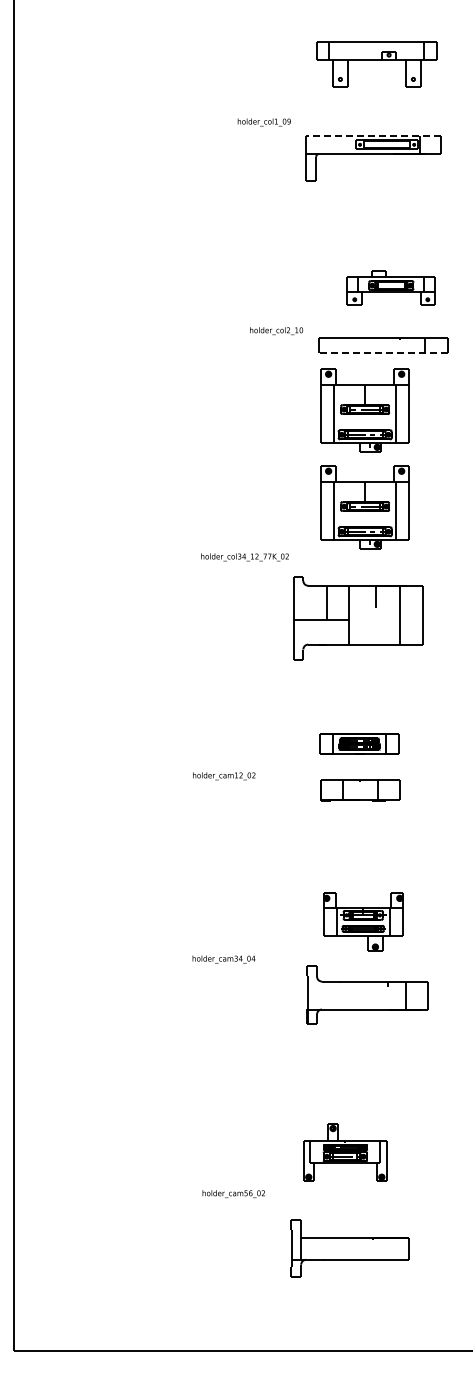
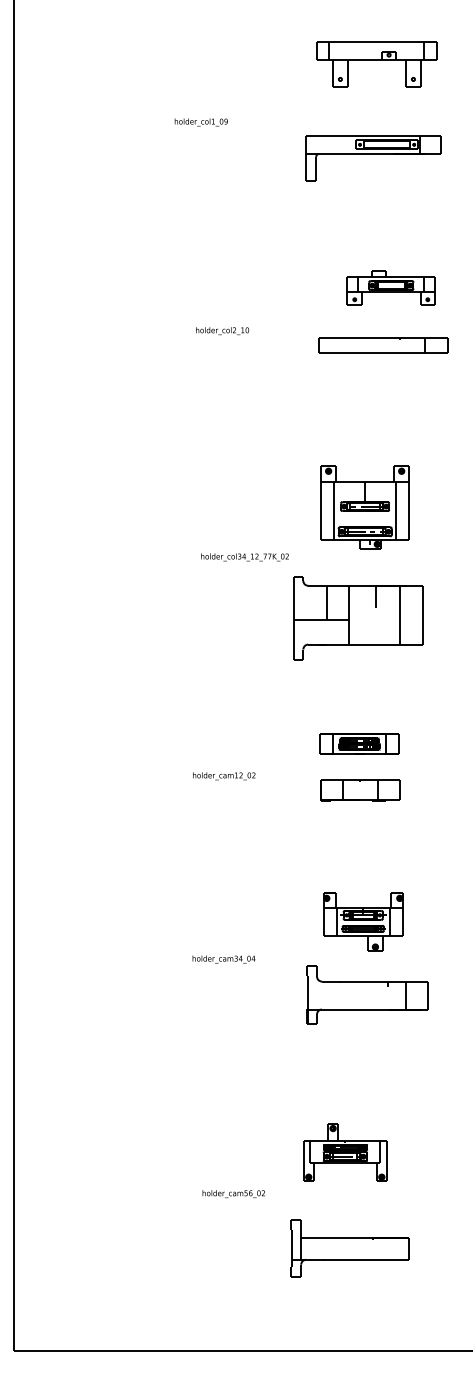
text position: (263, 122) -> (200, 122) (200, 122)
line: dashed -> solid (373, 135)
text position: (276, 331) -> (222, 331) (222, 331)
line: dashed -> solid (383, 353)
part: present -> none (364, 410)
